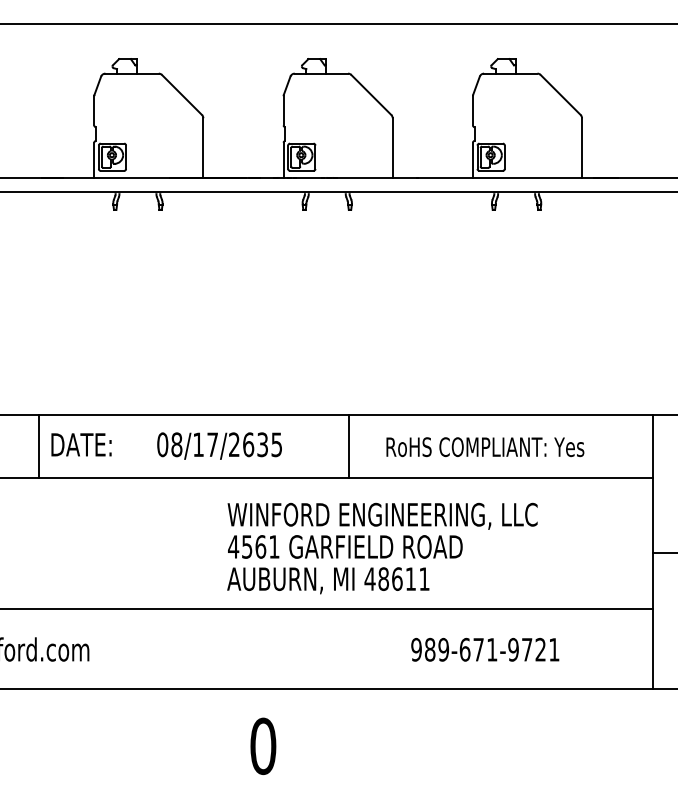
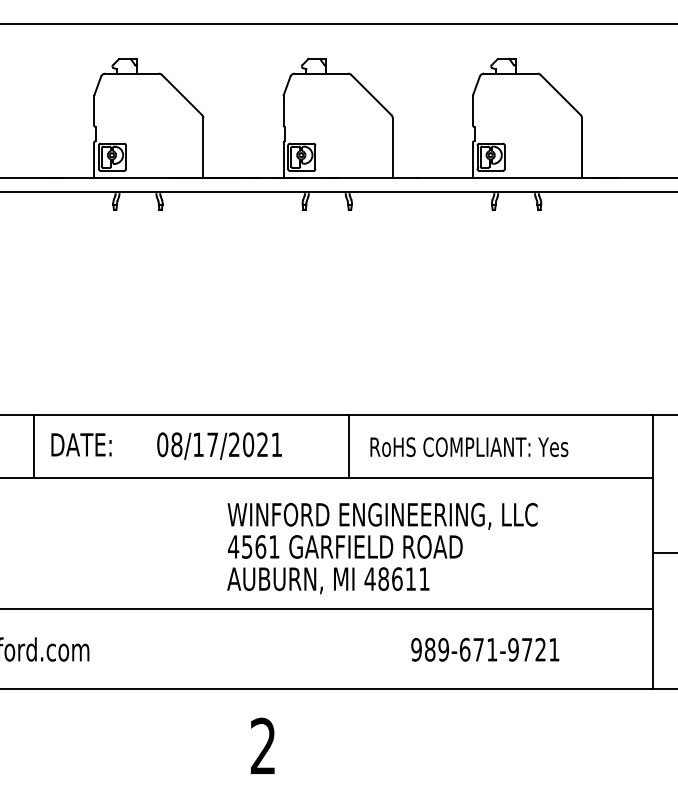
text: 08/17/2635 -> 08/17/2021 (262, 444)
line position: (38, 446) -> (33, 446) (33, 446)
text position: (485, 447) -> (469, 447) (469, 447)
text: 0 -> 2 (263, 746)
